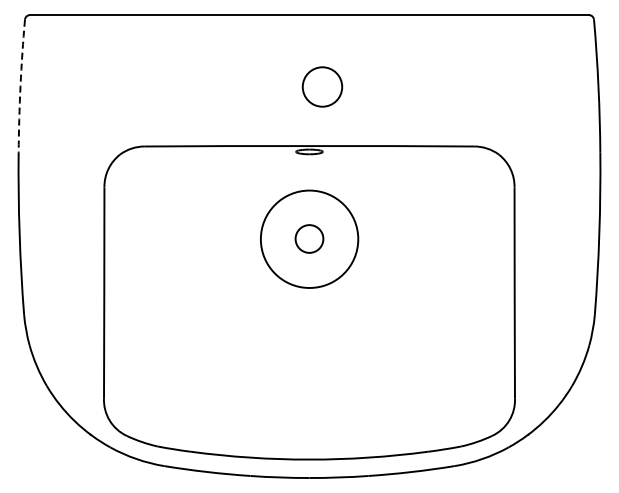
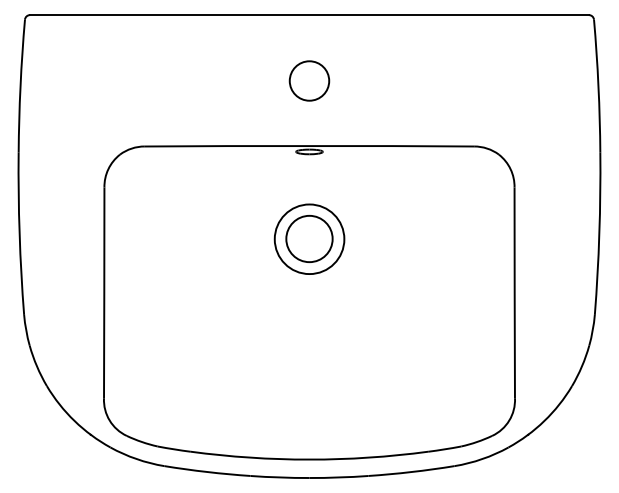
arc: dashed -> solid (20, 86)
circle position: (322, 86) -> (309, 80) (309, 80)
circle diameter: 28 px -> 46 px (309, 238)
circle diameter: 97 px -> 70 px (309, 239)
